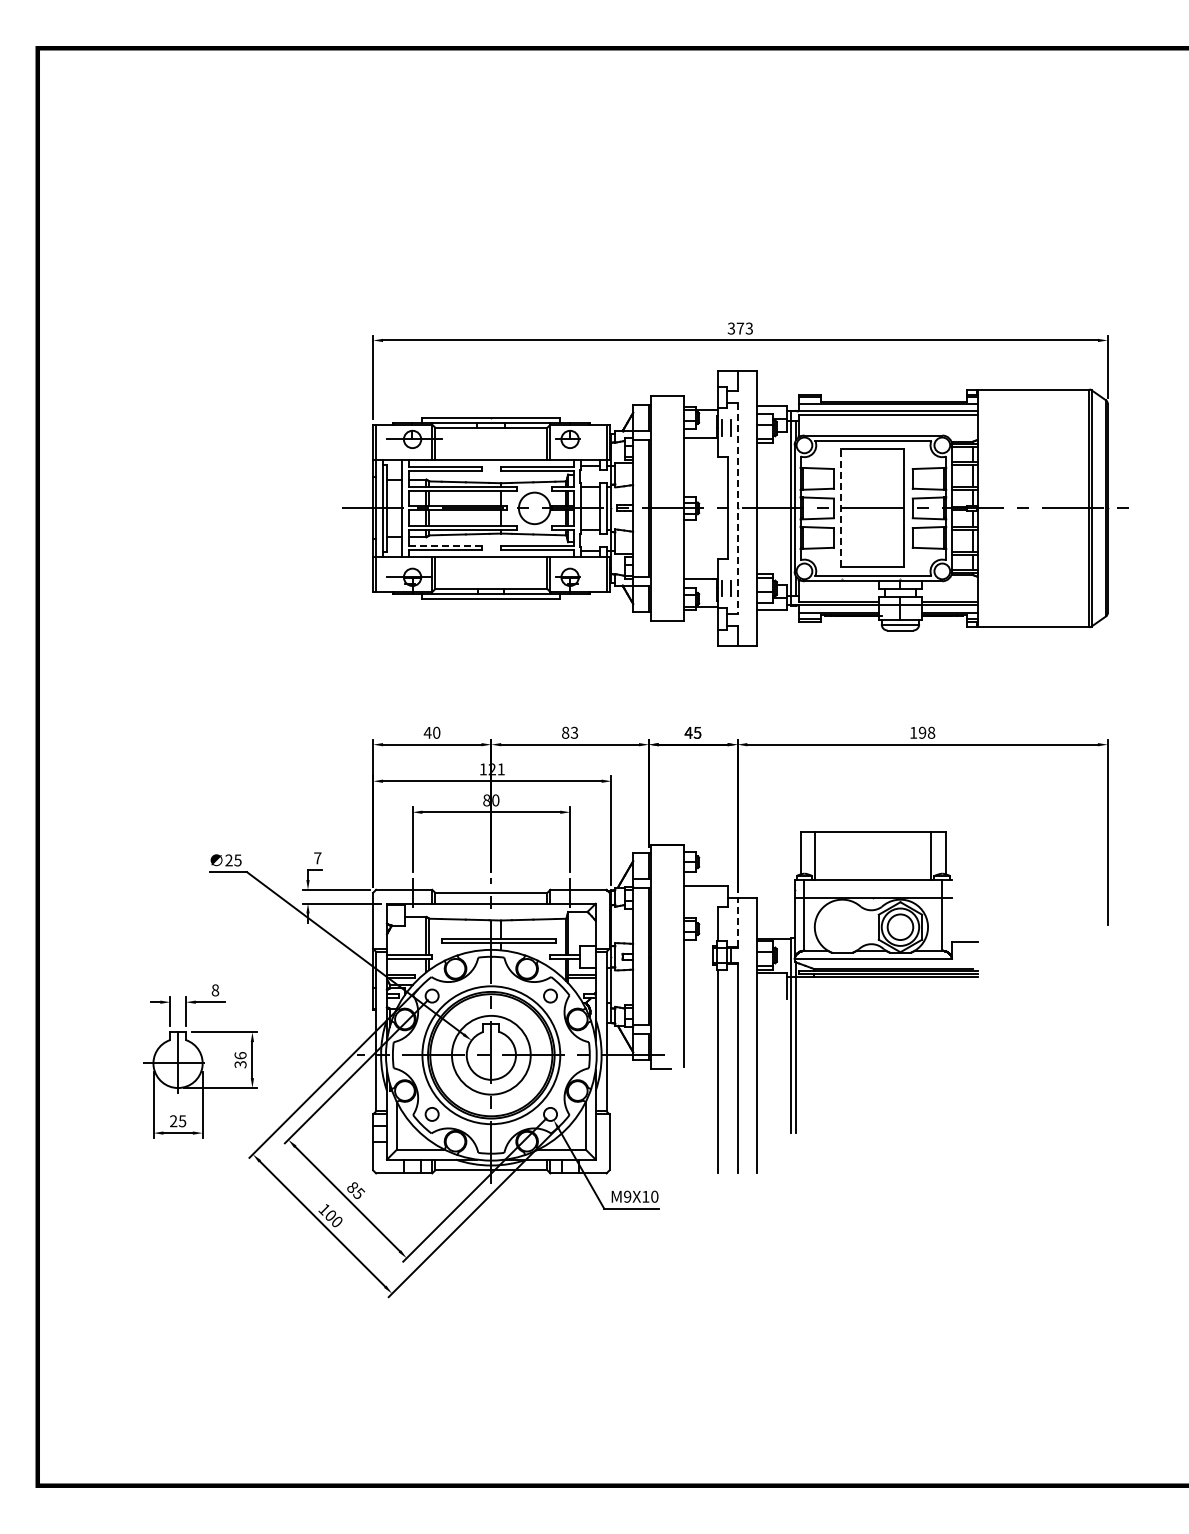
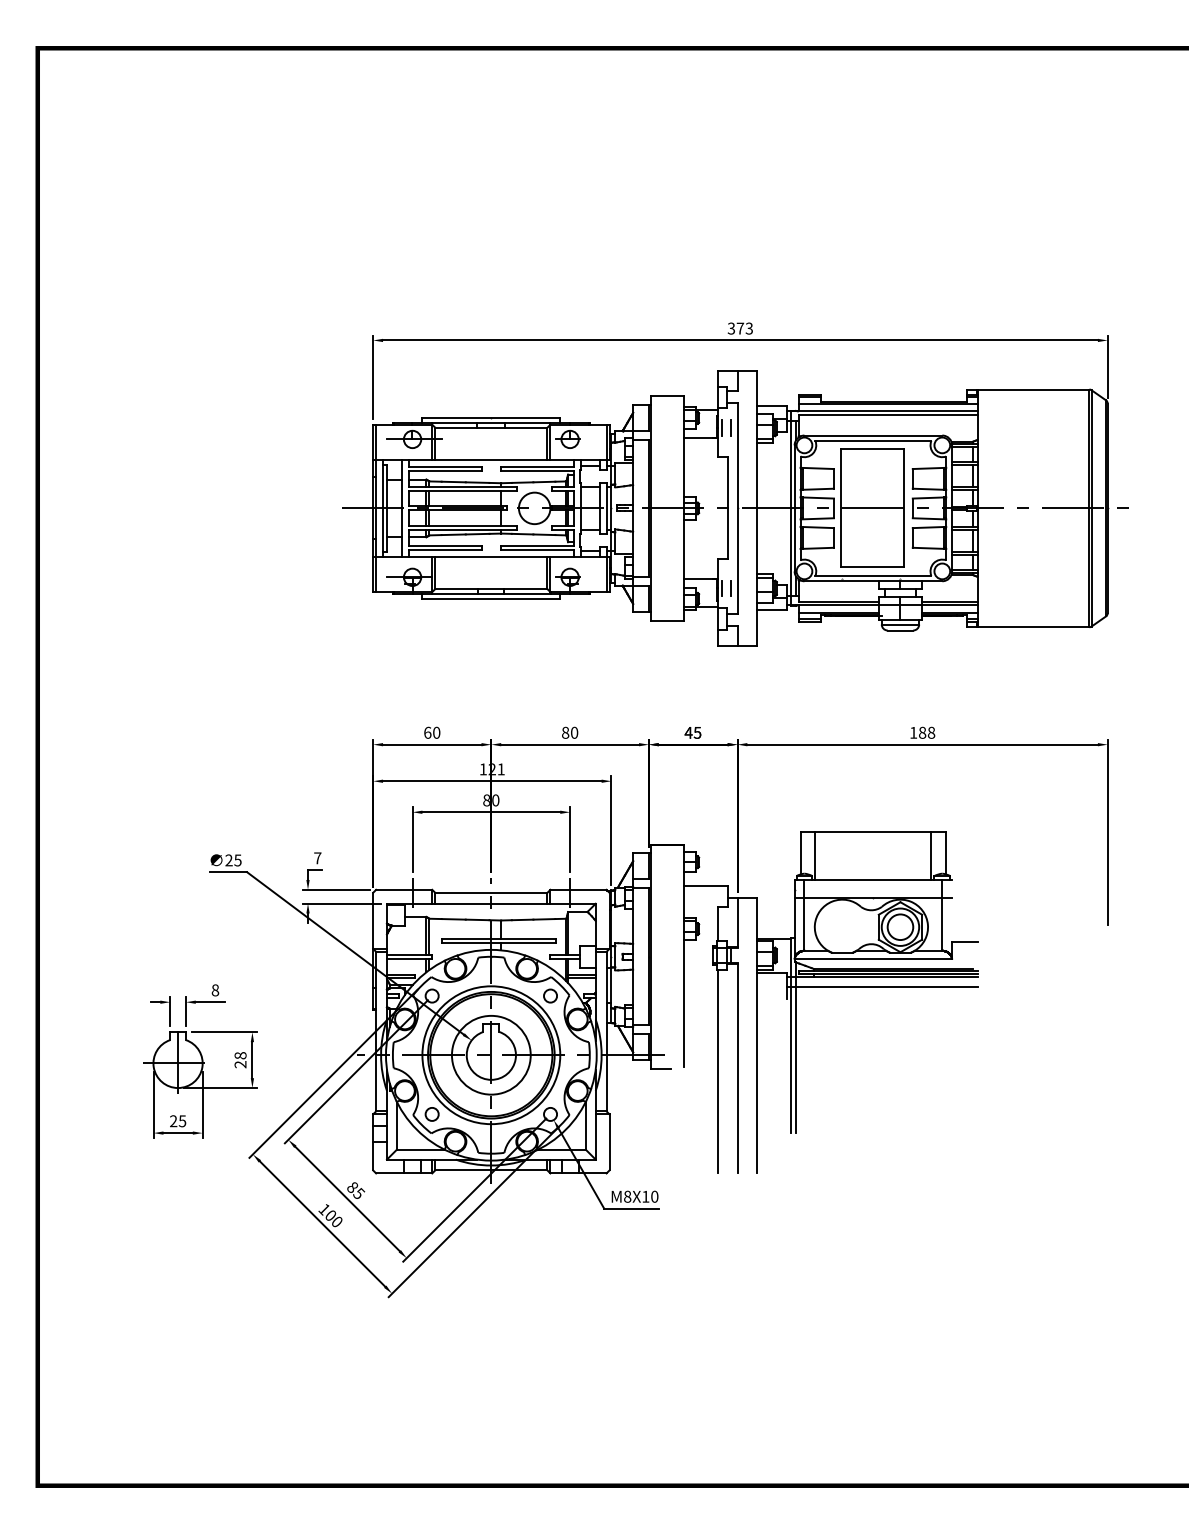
line: dashed -> solid (840, 507)
line: dashed -> solid (737, 508)
line: dashed -> solid (445, 545)
text: 40 -> 60 (427, 732)
text: 83 -> 80 (574, 732)
text: 198 -> 188 (922, 732)
line: dashed -> solid (737, 922)
line: none -> present (881, 987)
text: 36 -> 28 (240, 1060)
text: M9X10 -> M8X10 (627, 1196)
